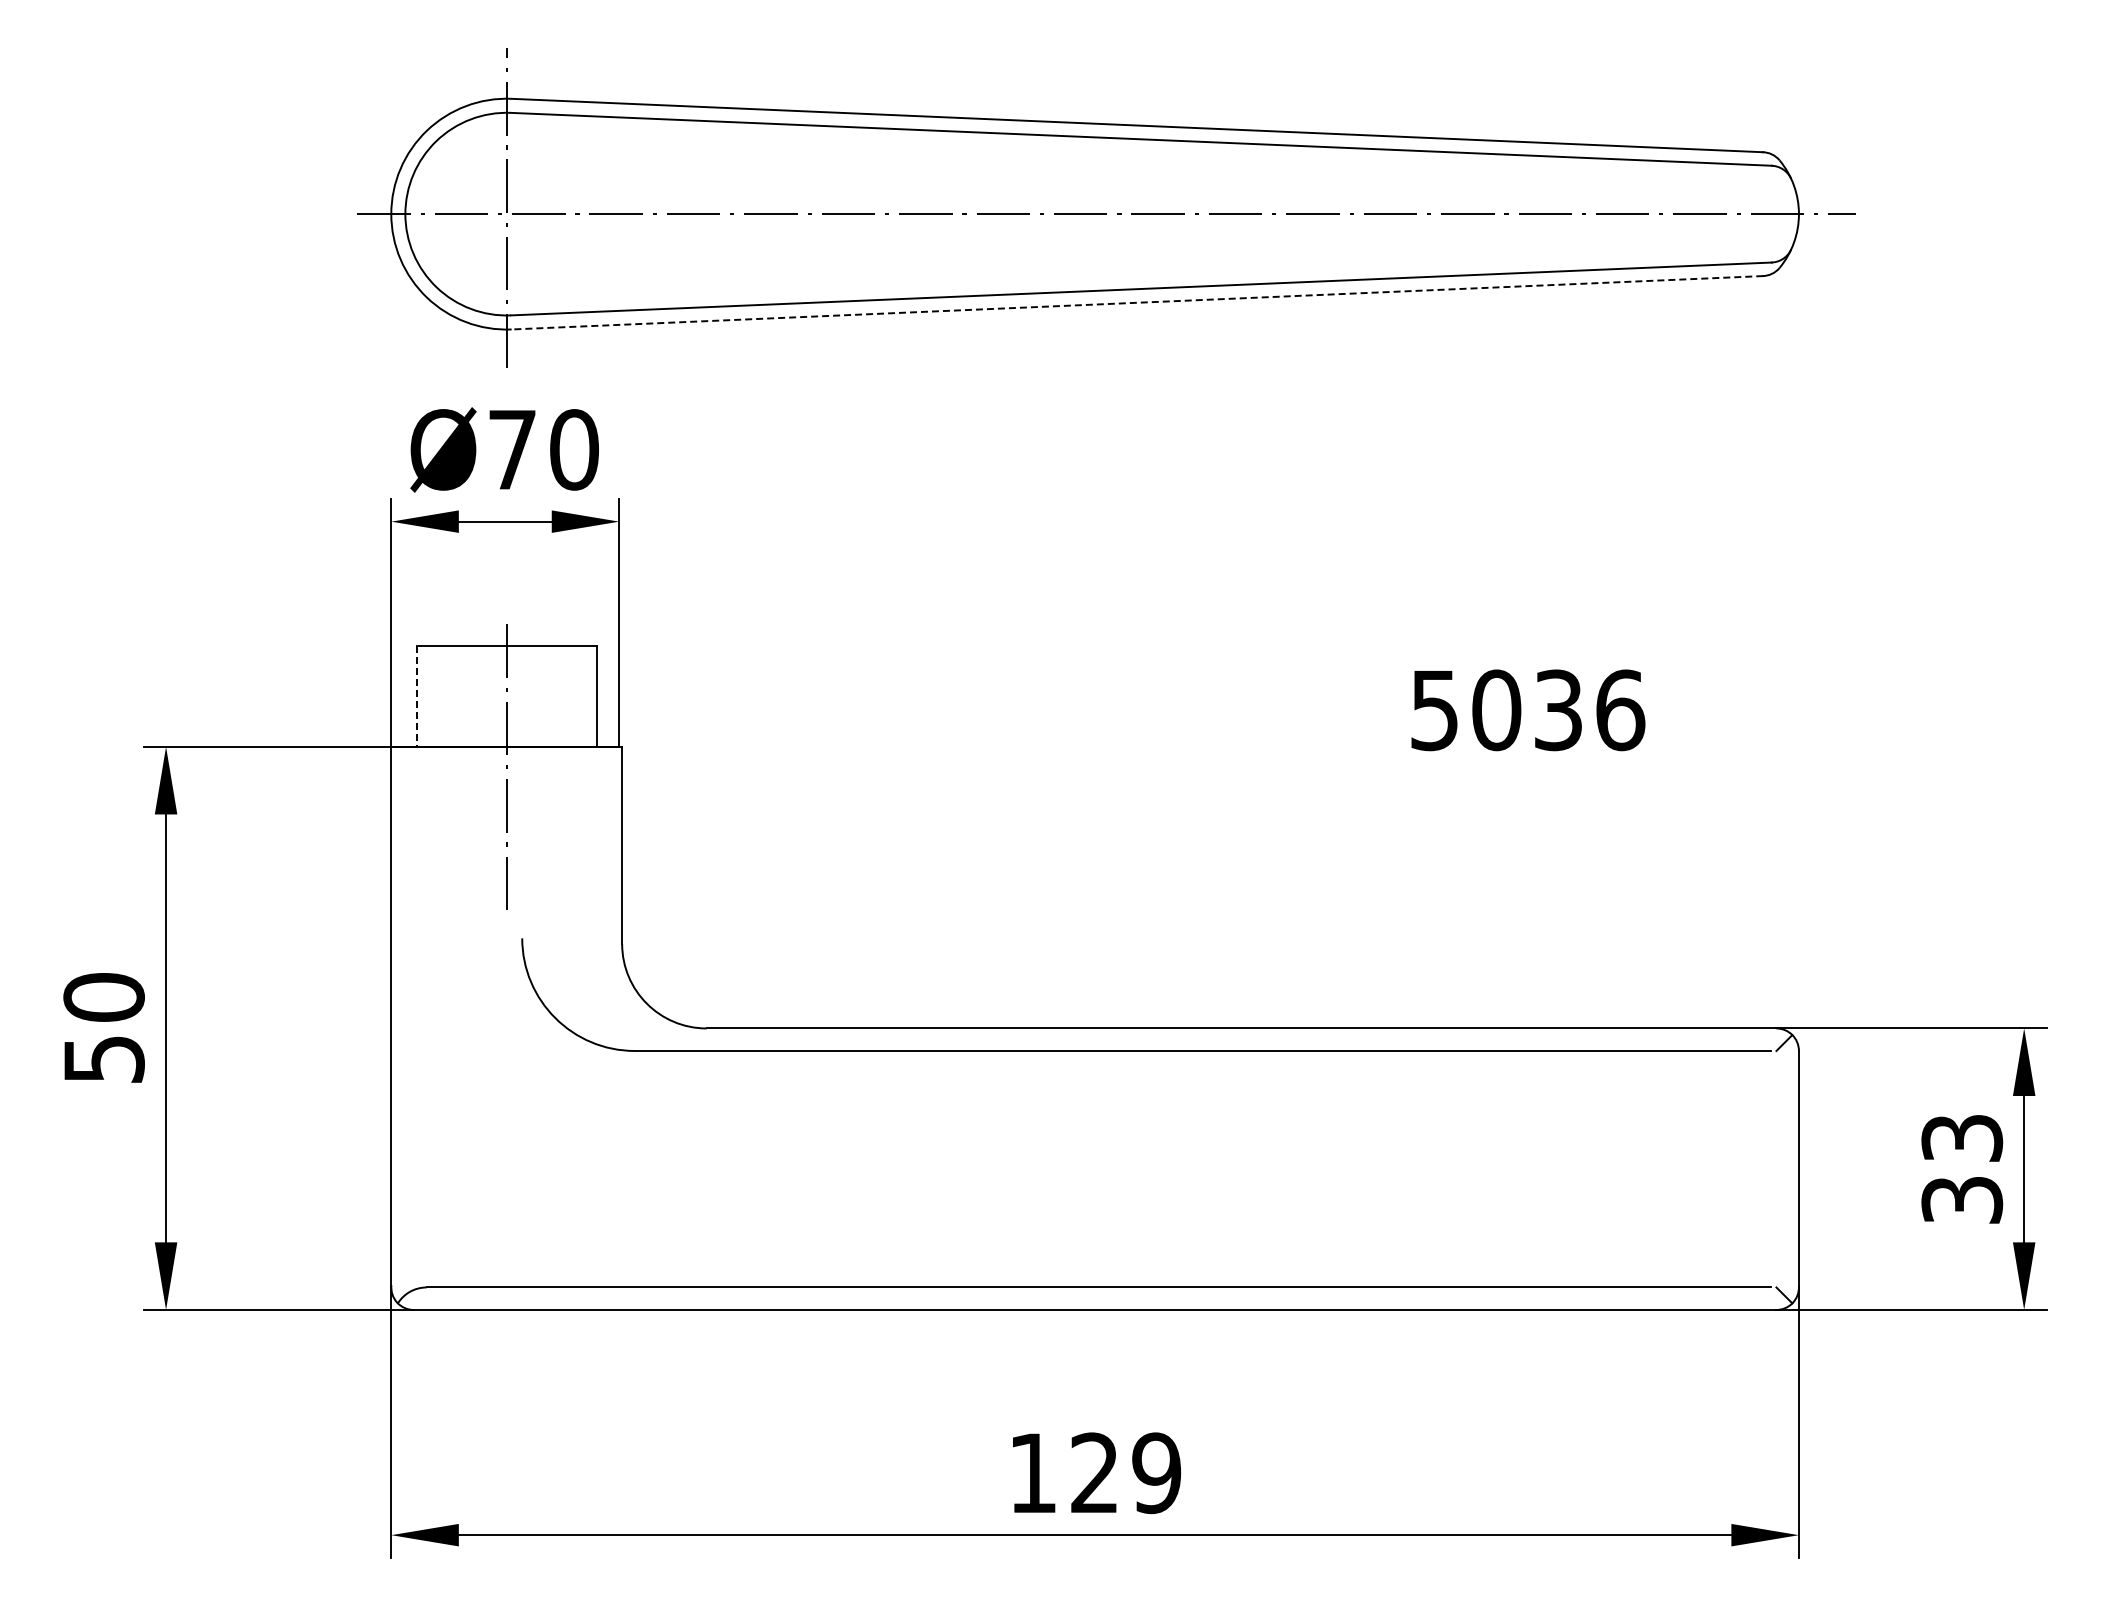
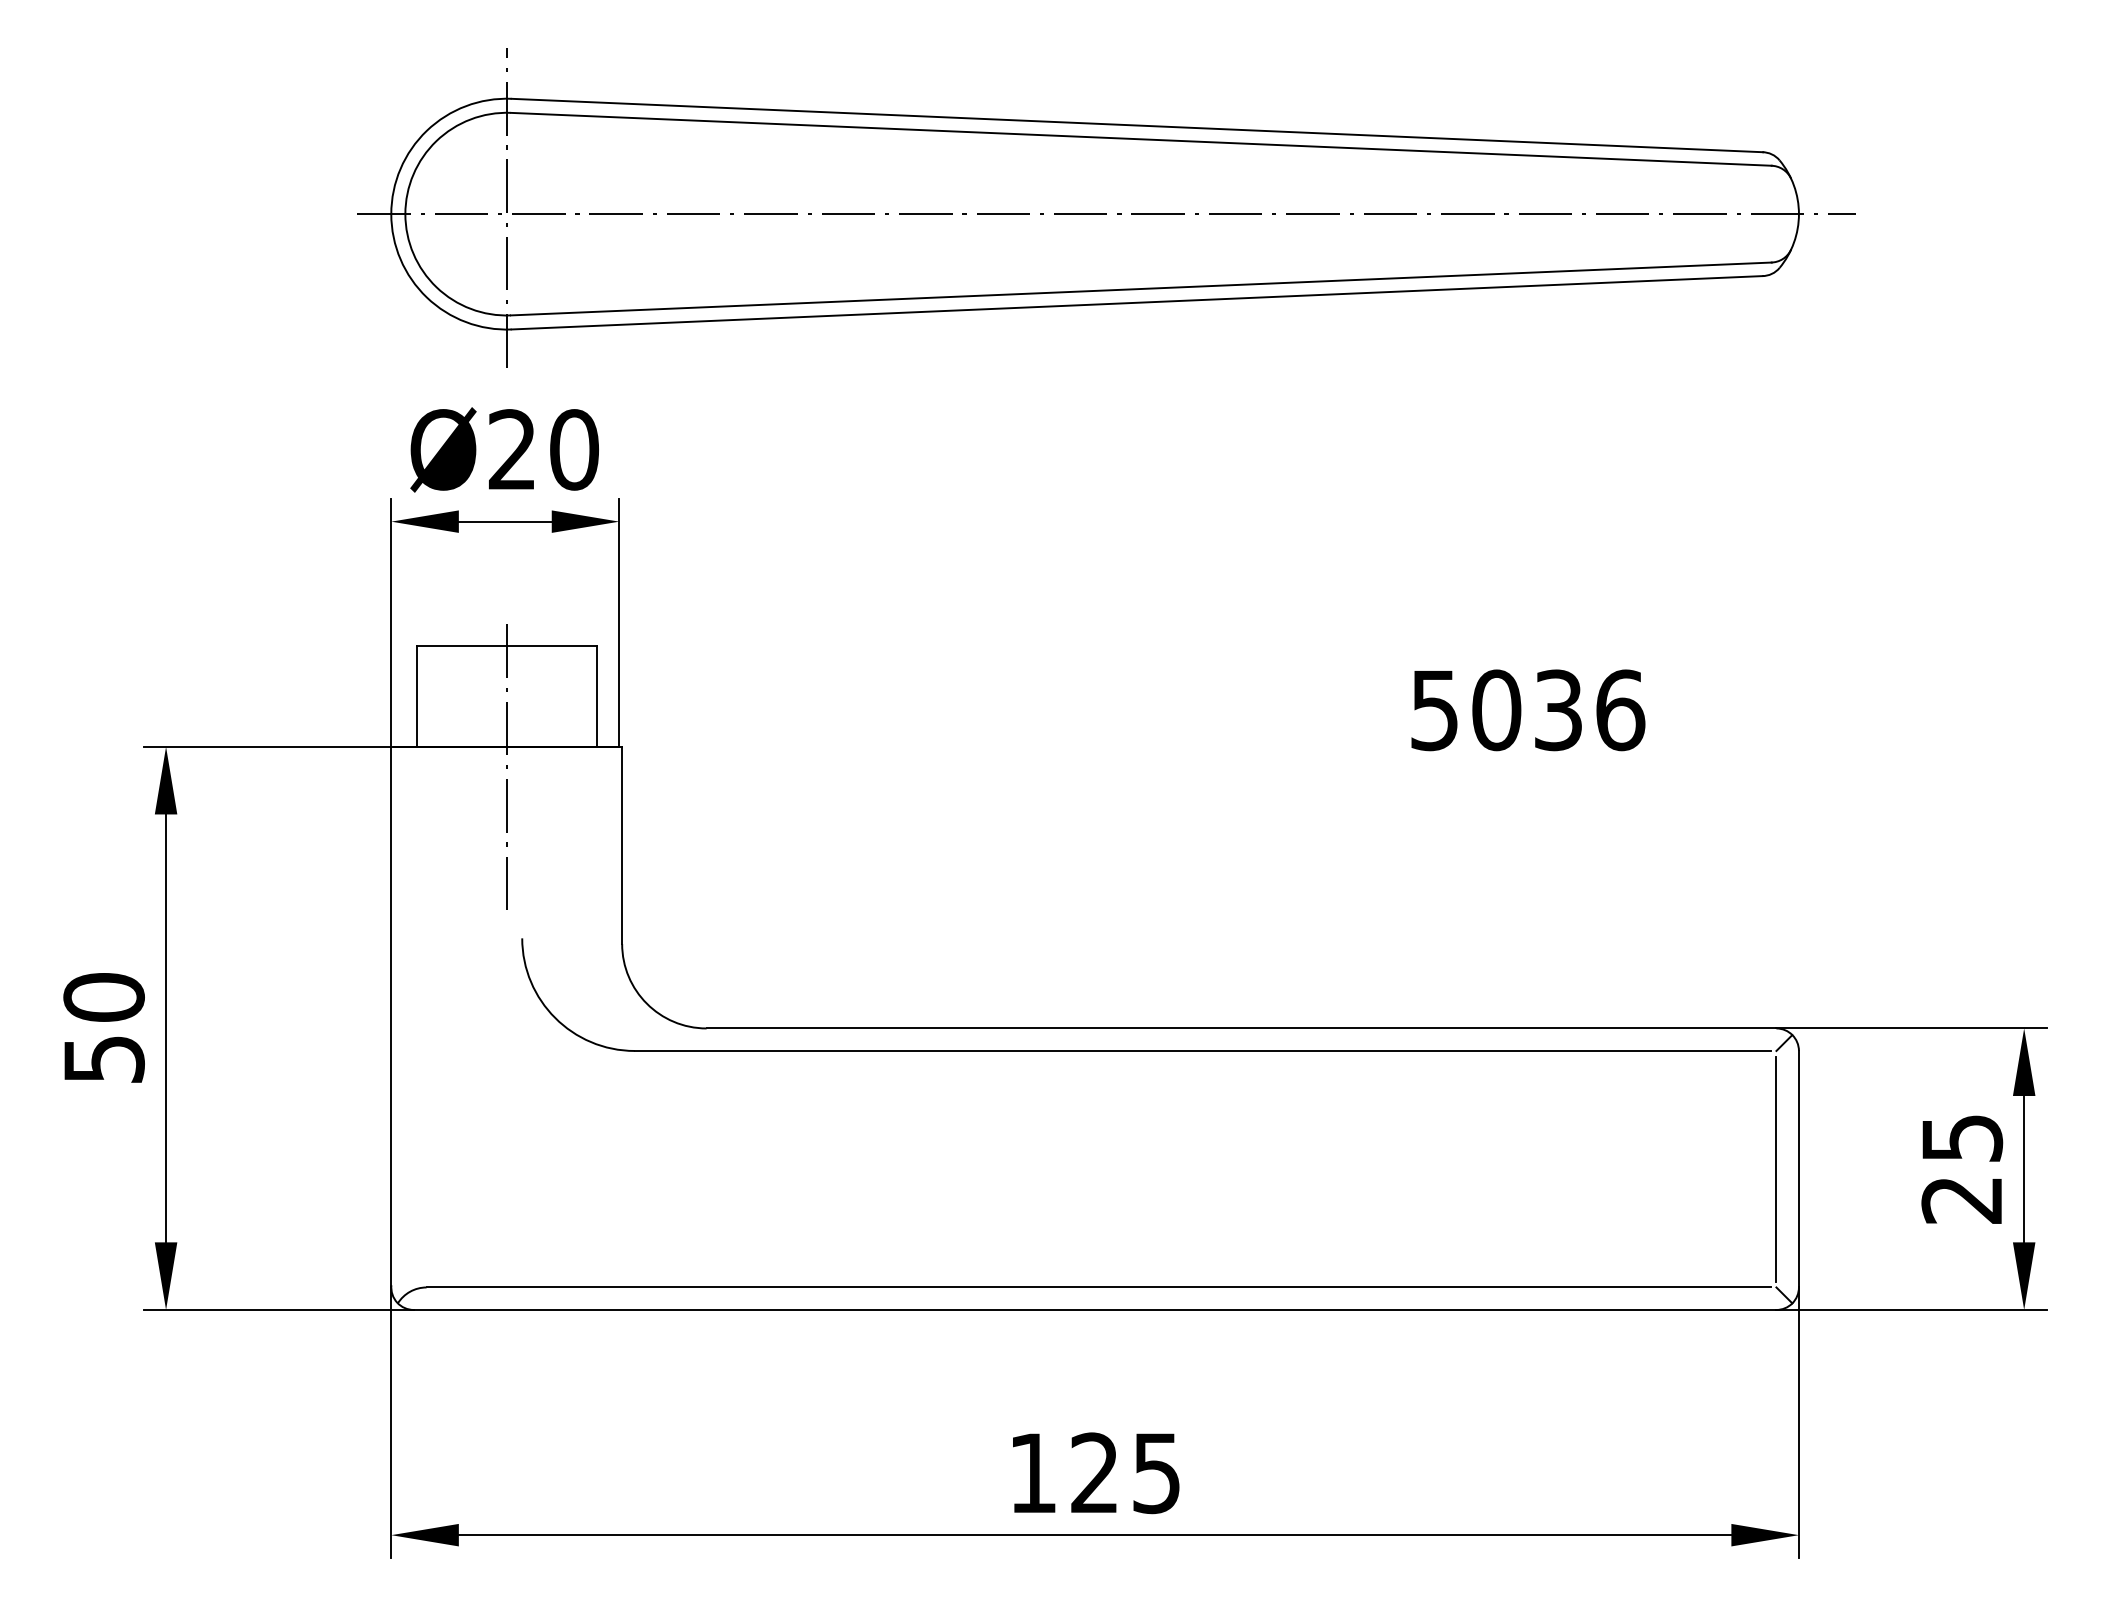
line: dashed -> solid (1136, 302)
text: Ø70 -> Ø20 (512, 449)
line: dashed -> solid (416, 696)
line: none -> present (1776, 1168)
text: 33 -> 25 (1962, 1169)
text: 129 -> 125 (1156, 1472)
